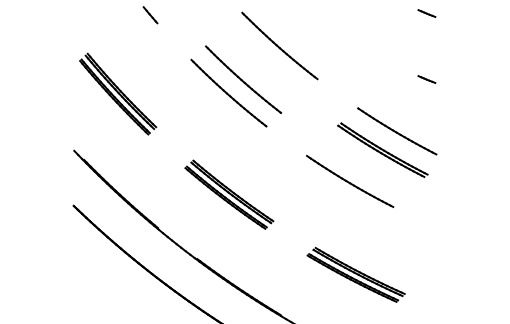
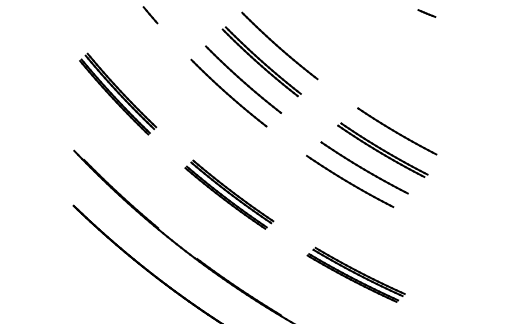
part: none -> present (261, 61)
line: present -> none (426, 79)
part: none -> present (364, 167)
